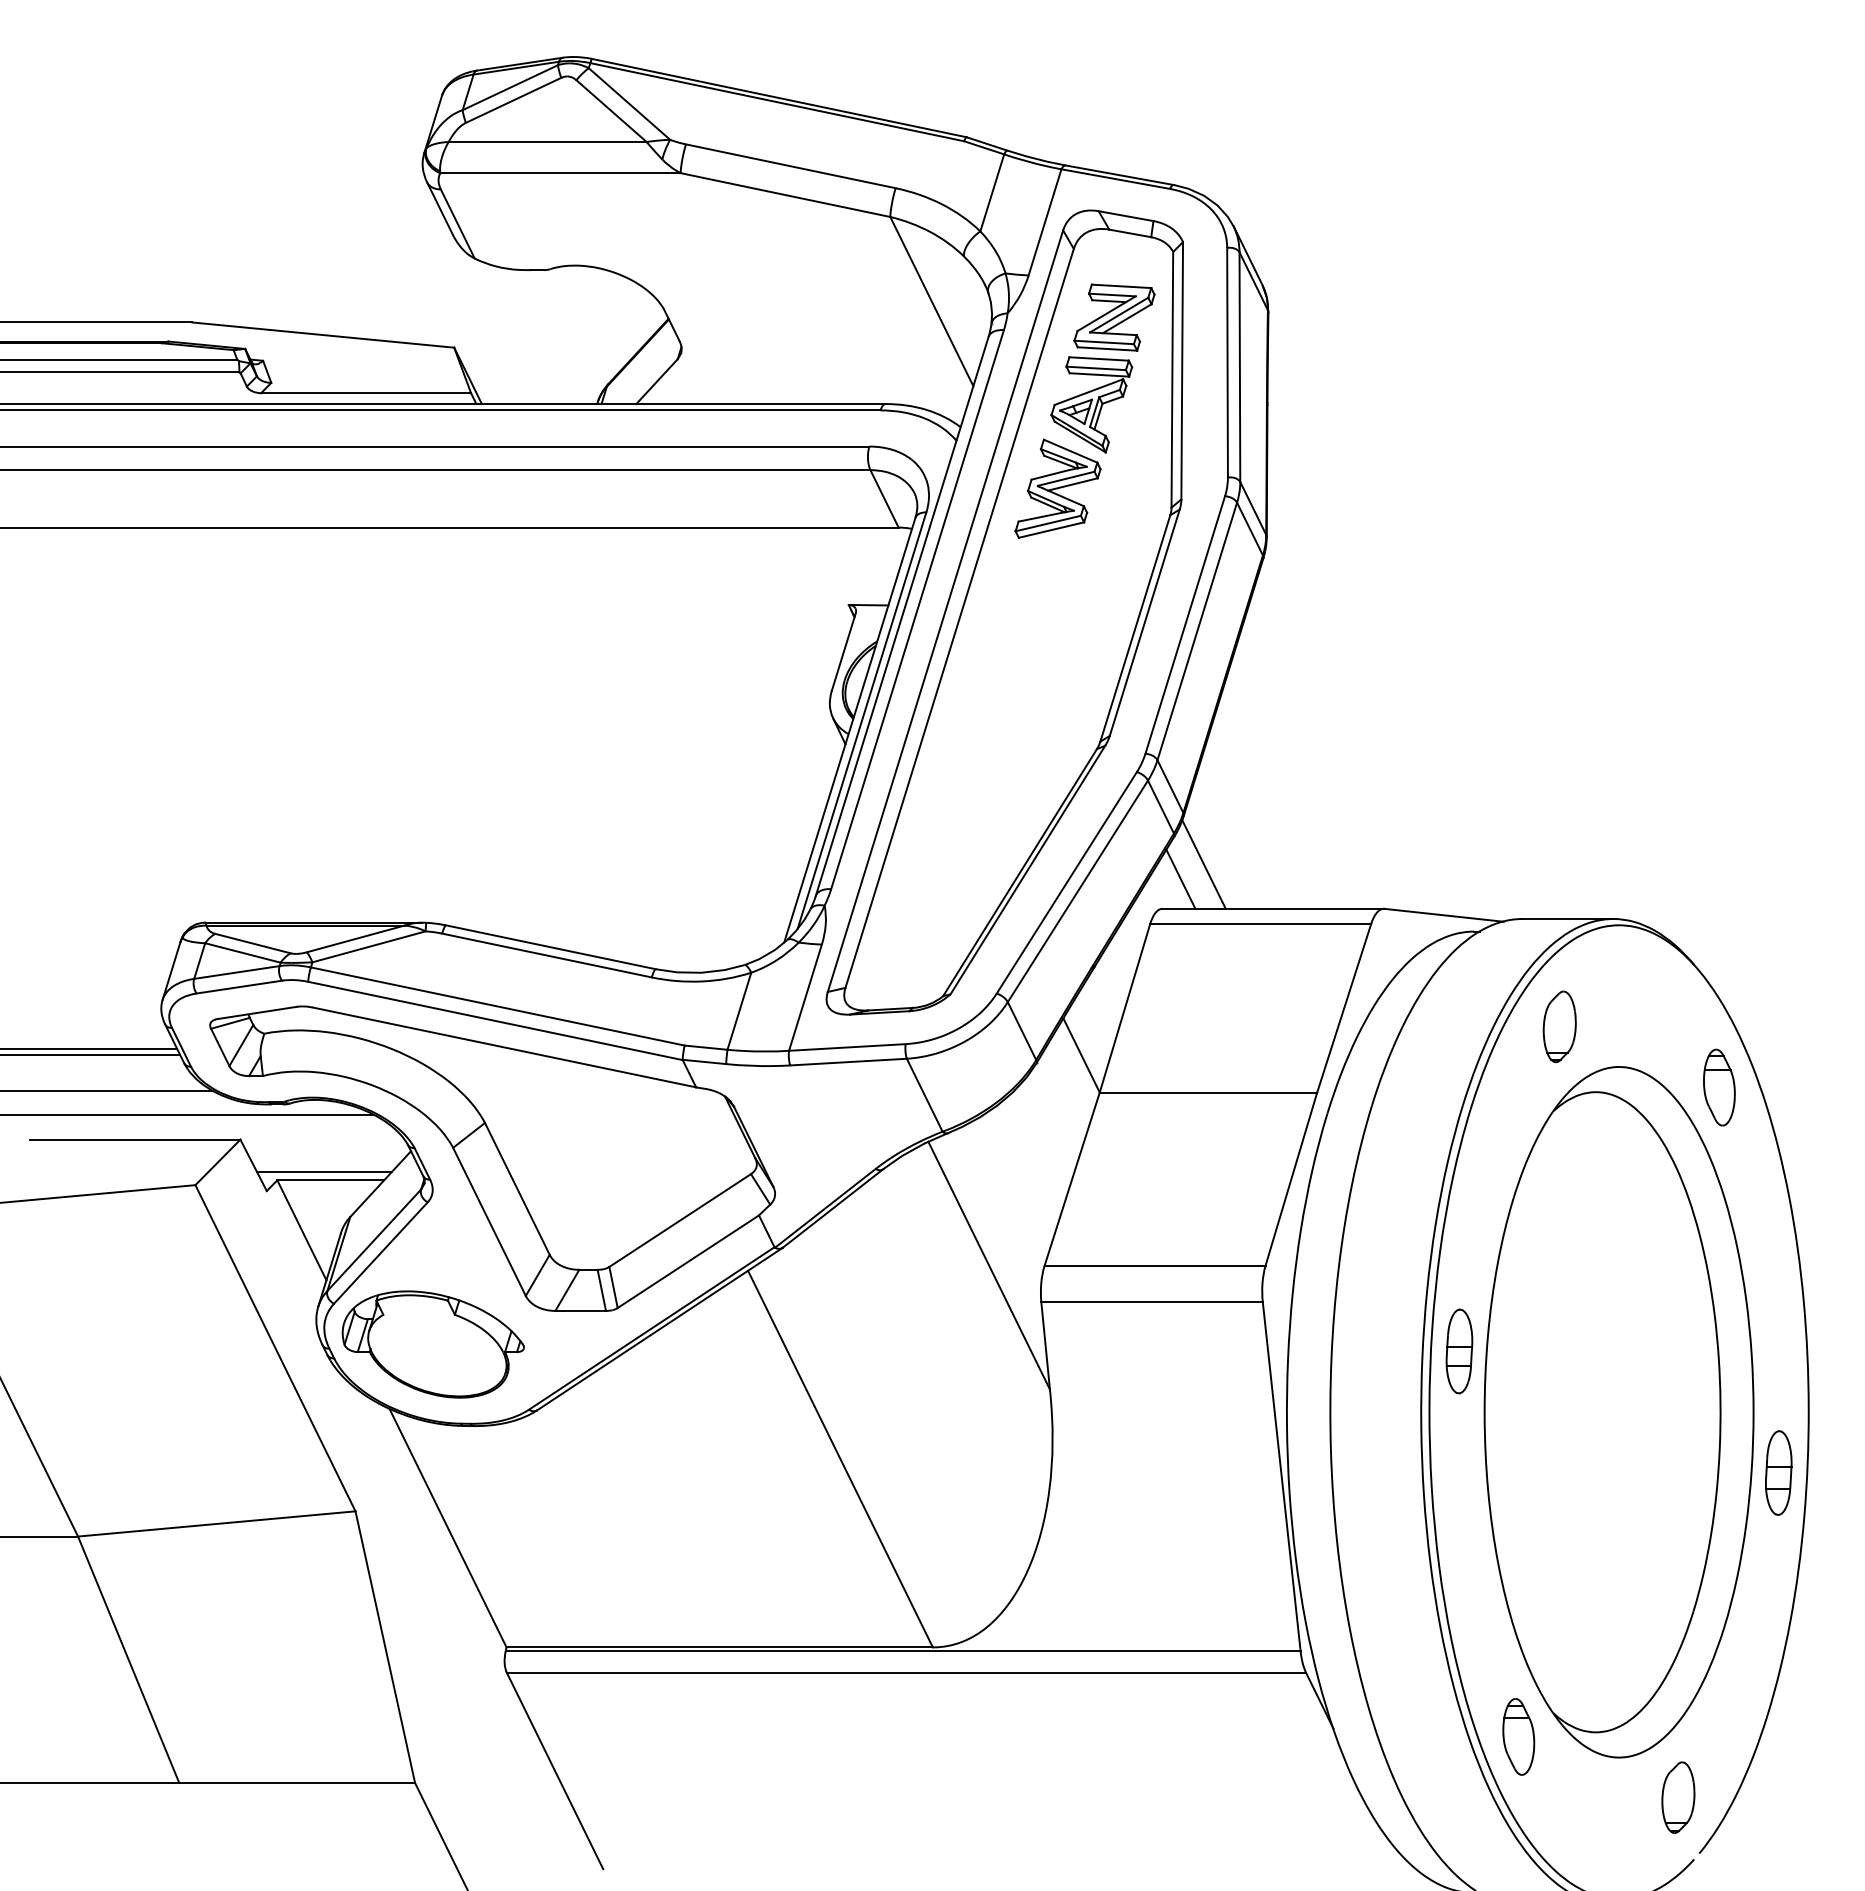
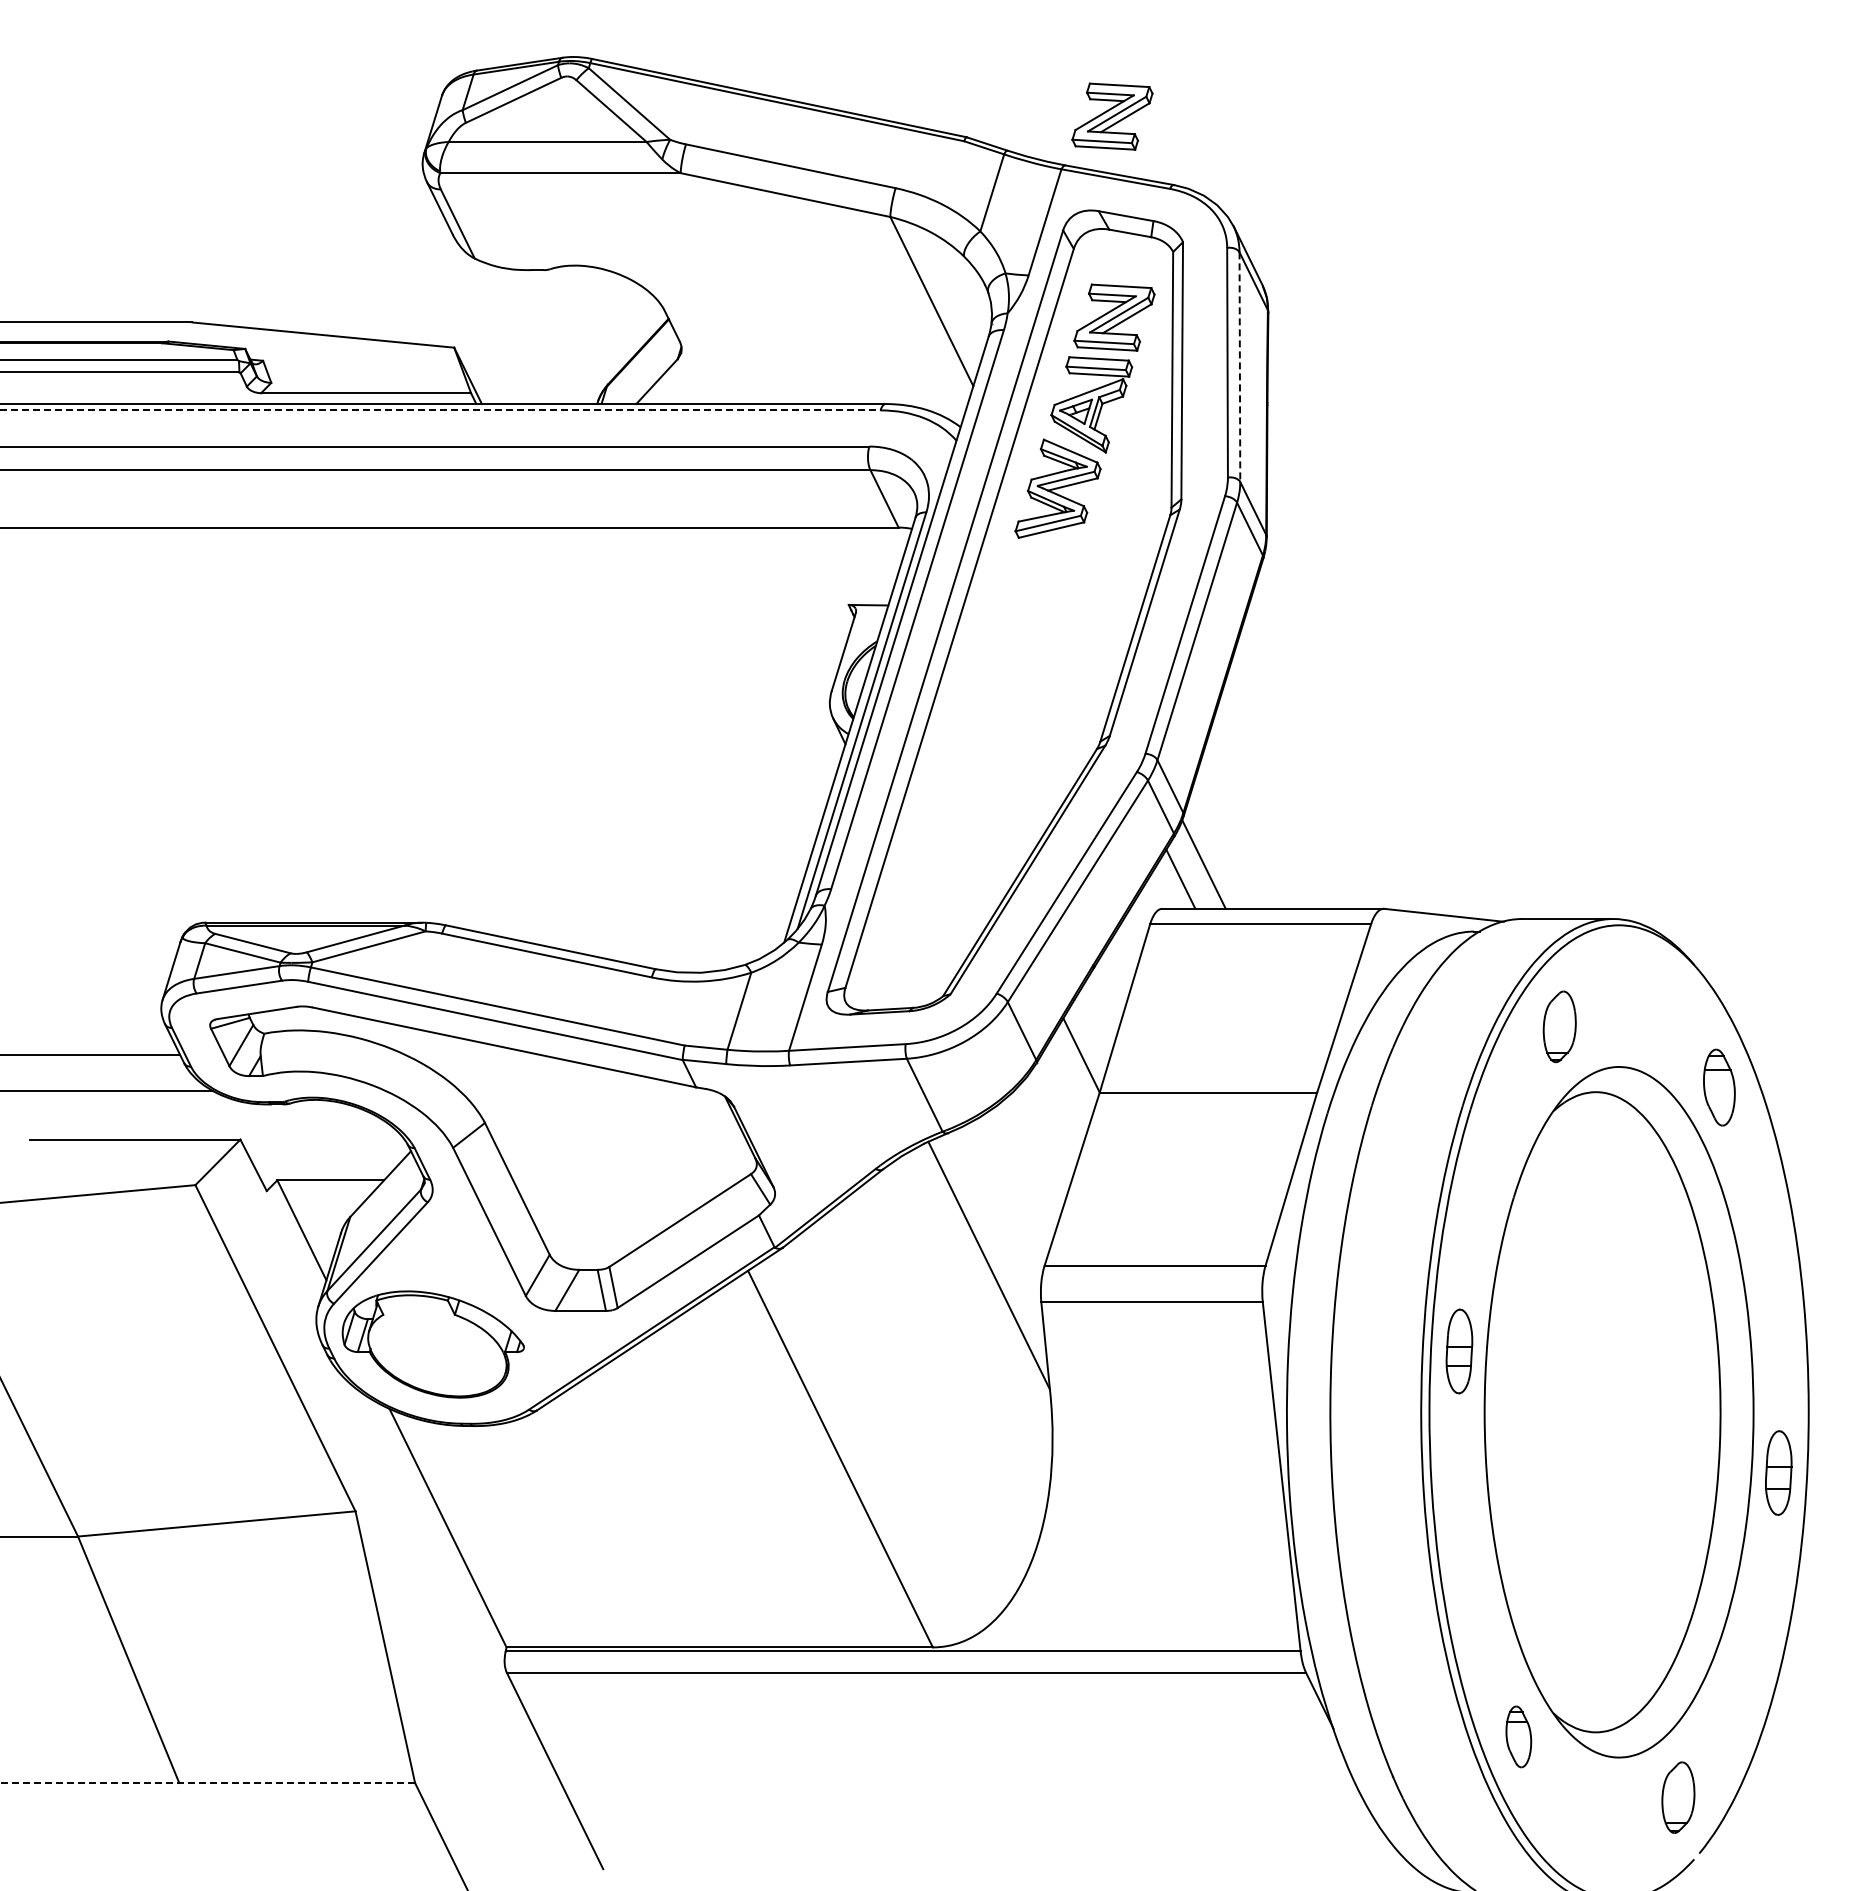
part: none -> present (1112, 116)
line: solid -> dashed (1239, 367)
line: solid -> dashed (440, 410)
line: present -> none (89, 1048)
line: present -> none (187, 1114)
line: present -> none (324, 1172)
part size: 34x78 px -> 28x64 px (1518, 1736)
line: solid -> dashed (208, 1783)
